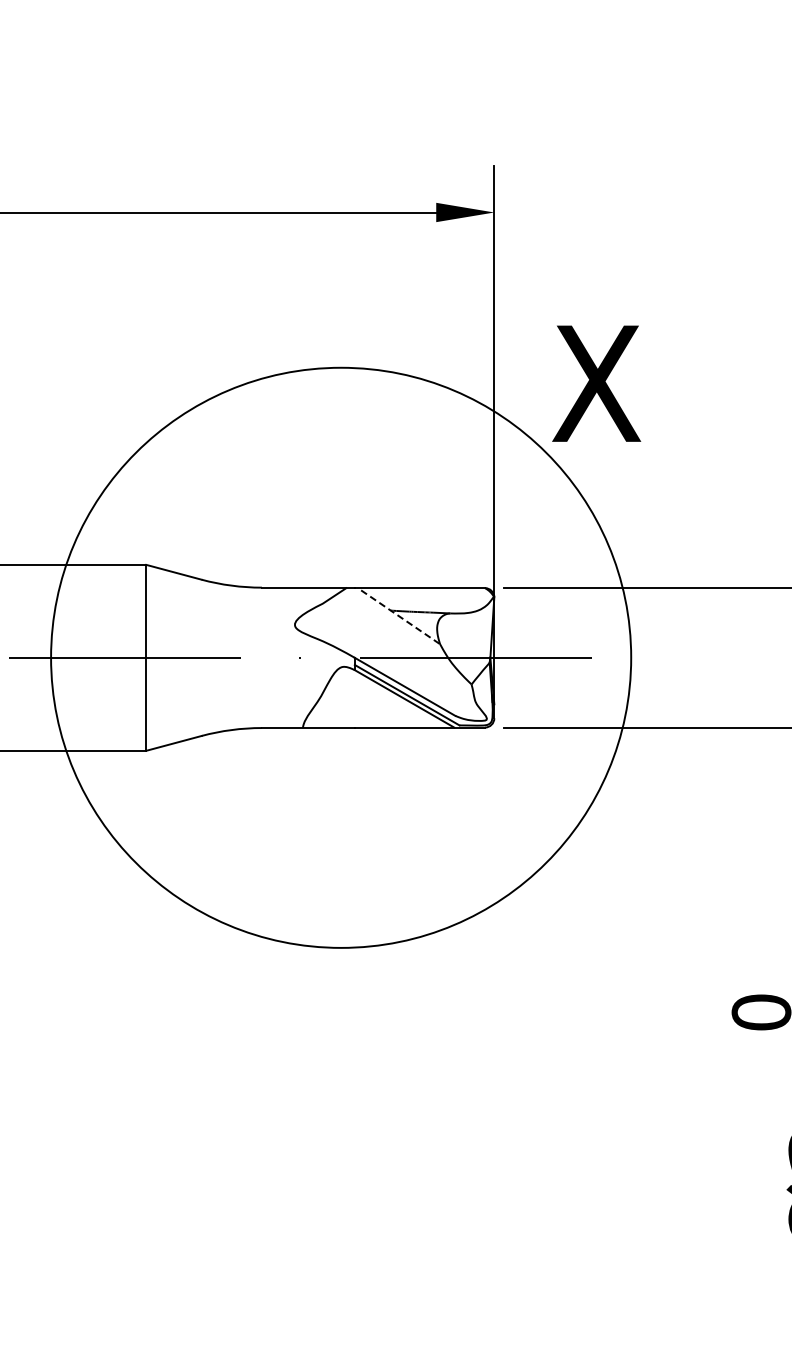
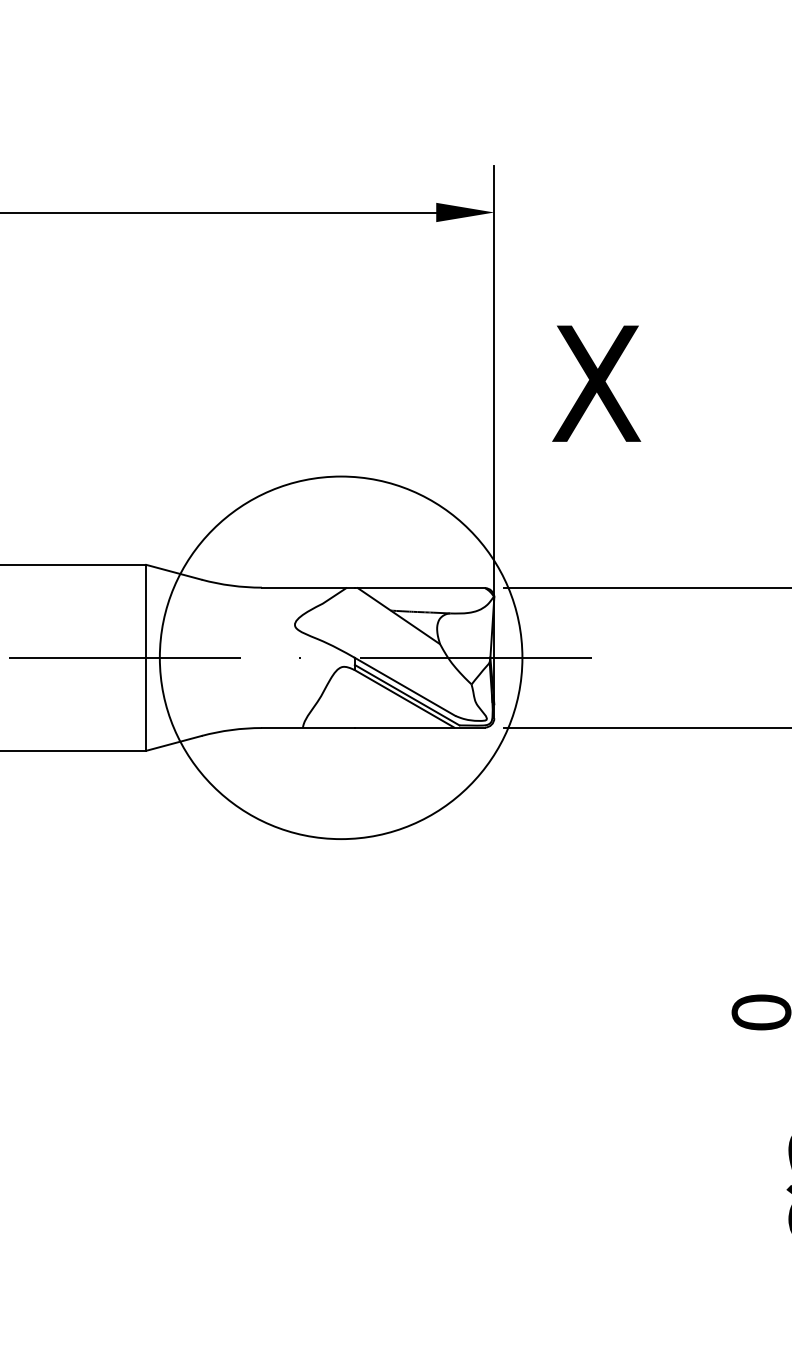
line: dashed -> solid (398, 616)
circle diameter: 580 px -> 363 px (340, 657)
